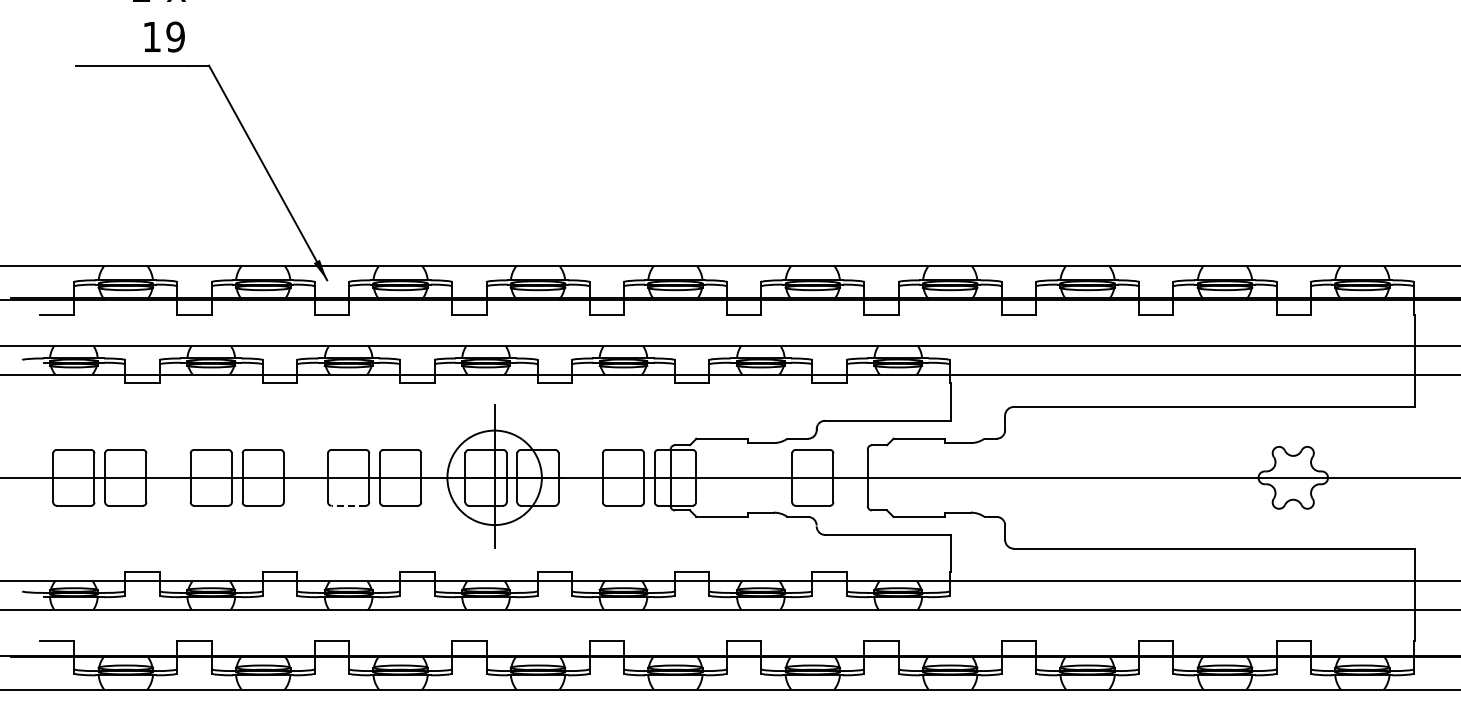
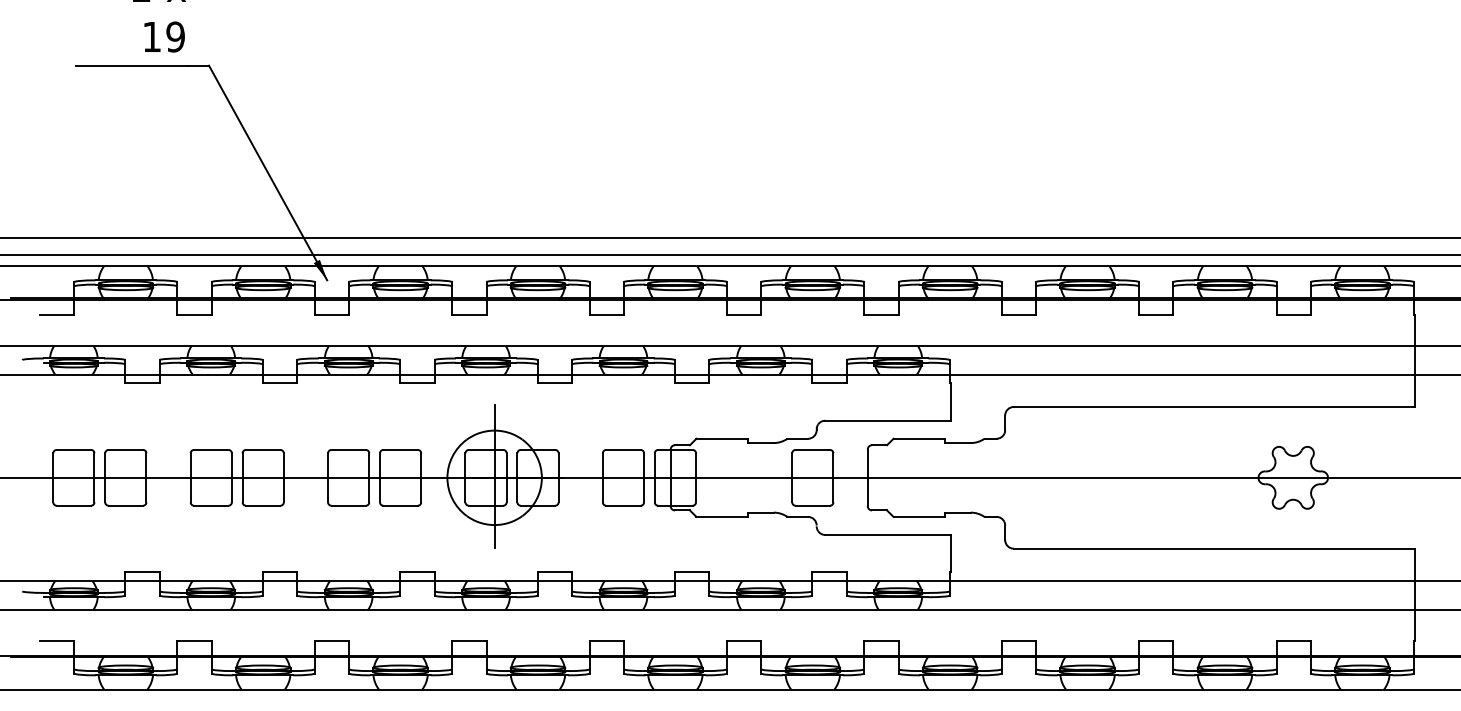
line: none -> present (729, 238)
line: none -> present (729, 254)
line: dashed -> solid (348, 505)
